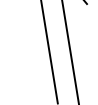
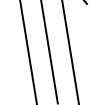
line: none -> present (28, 51)
